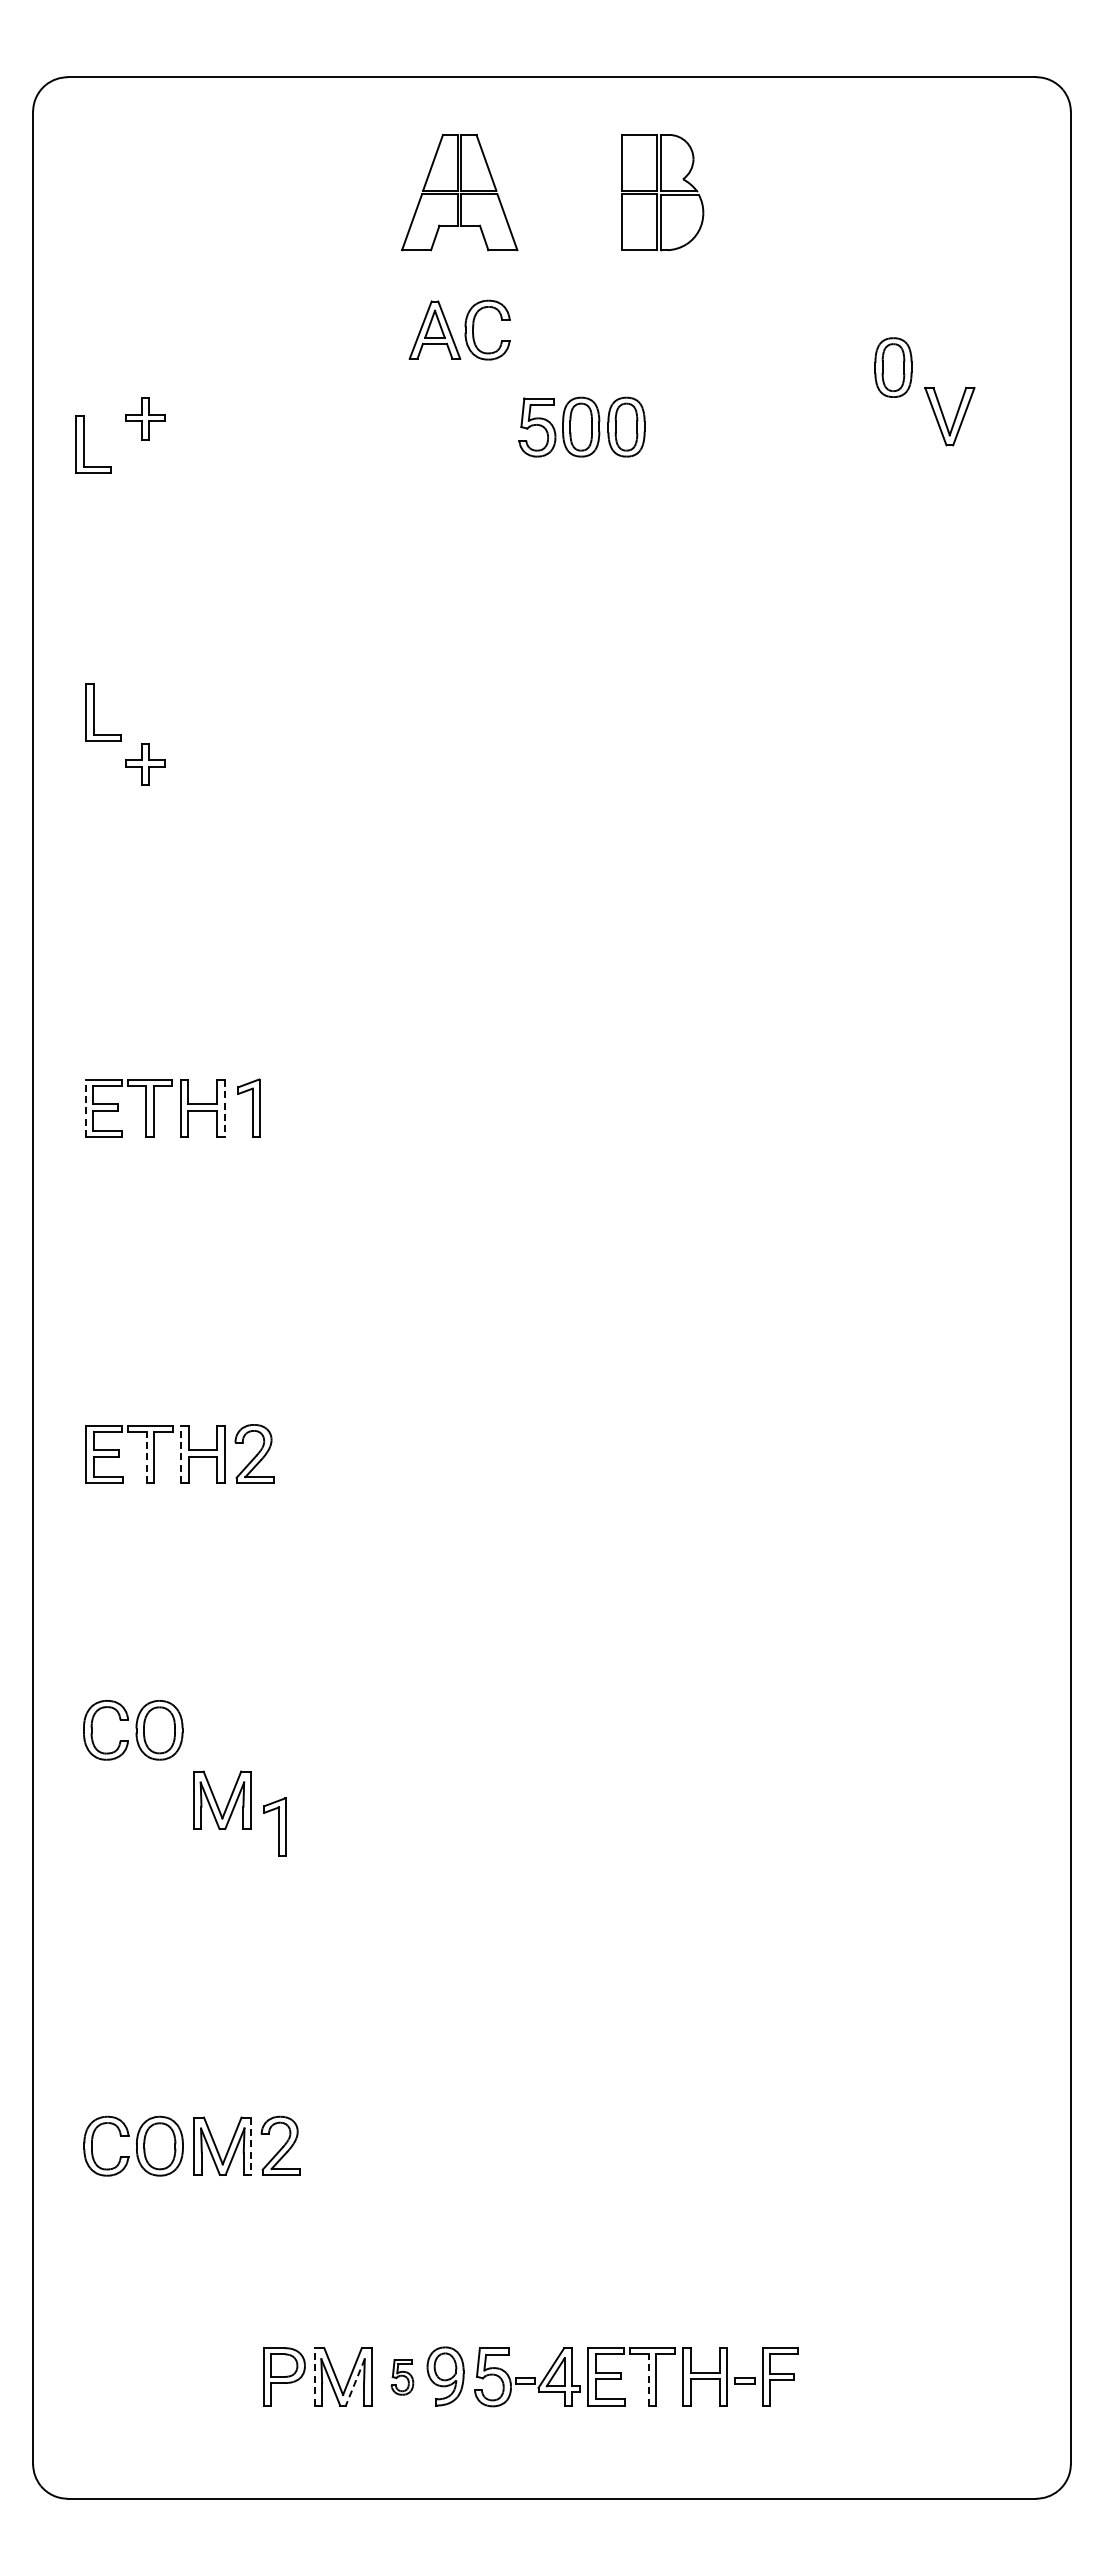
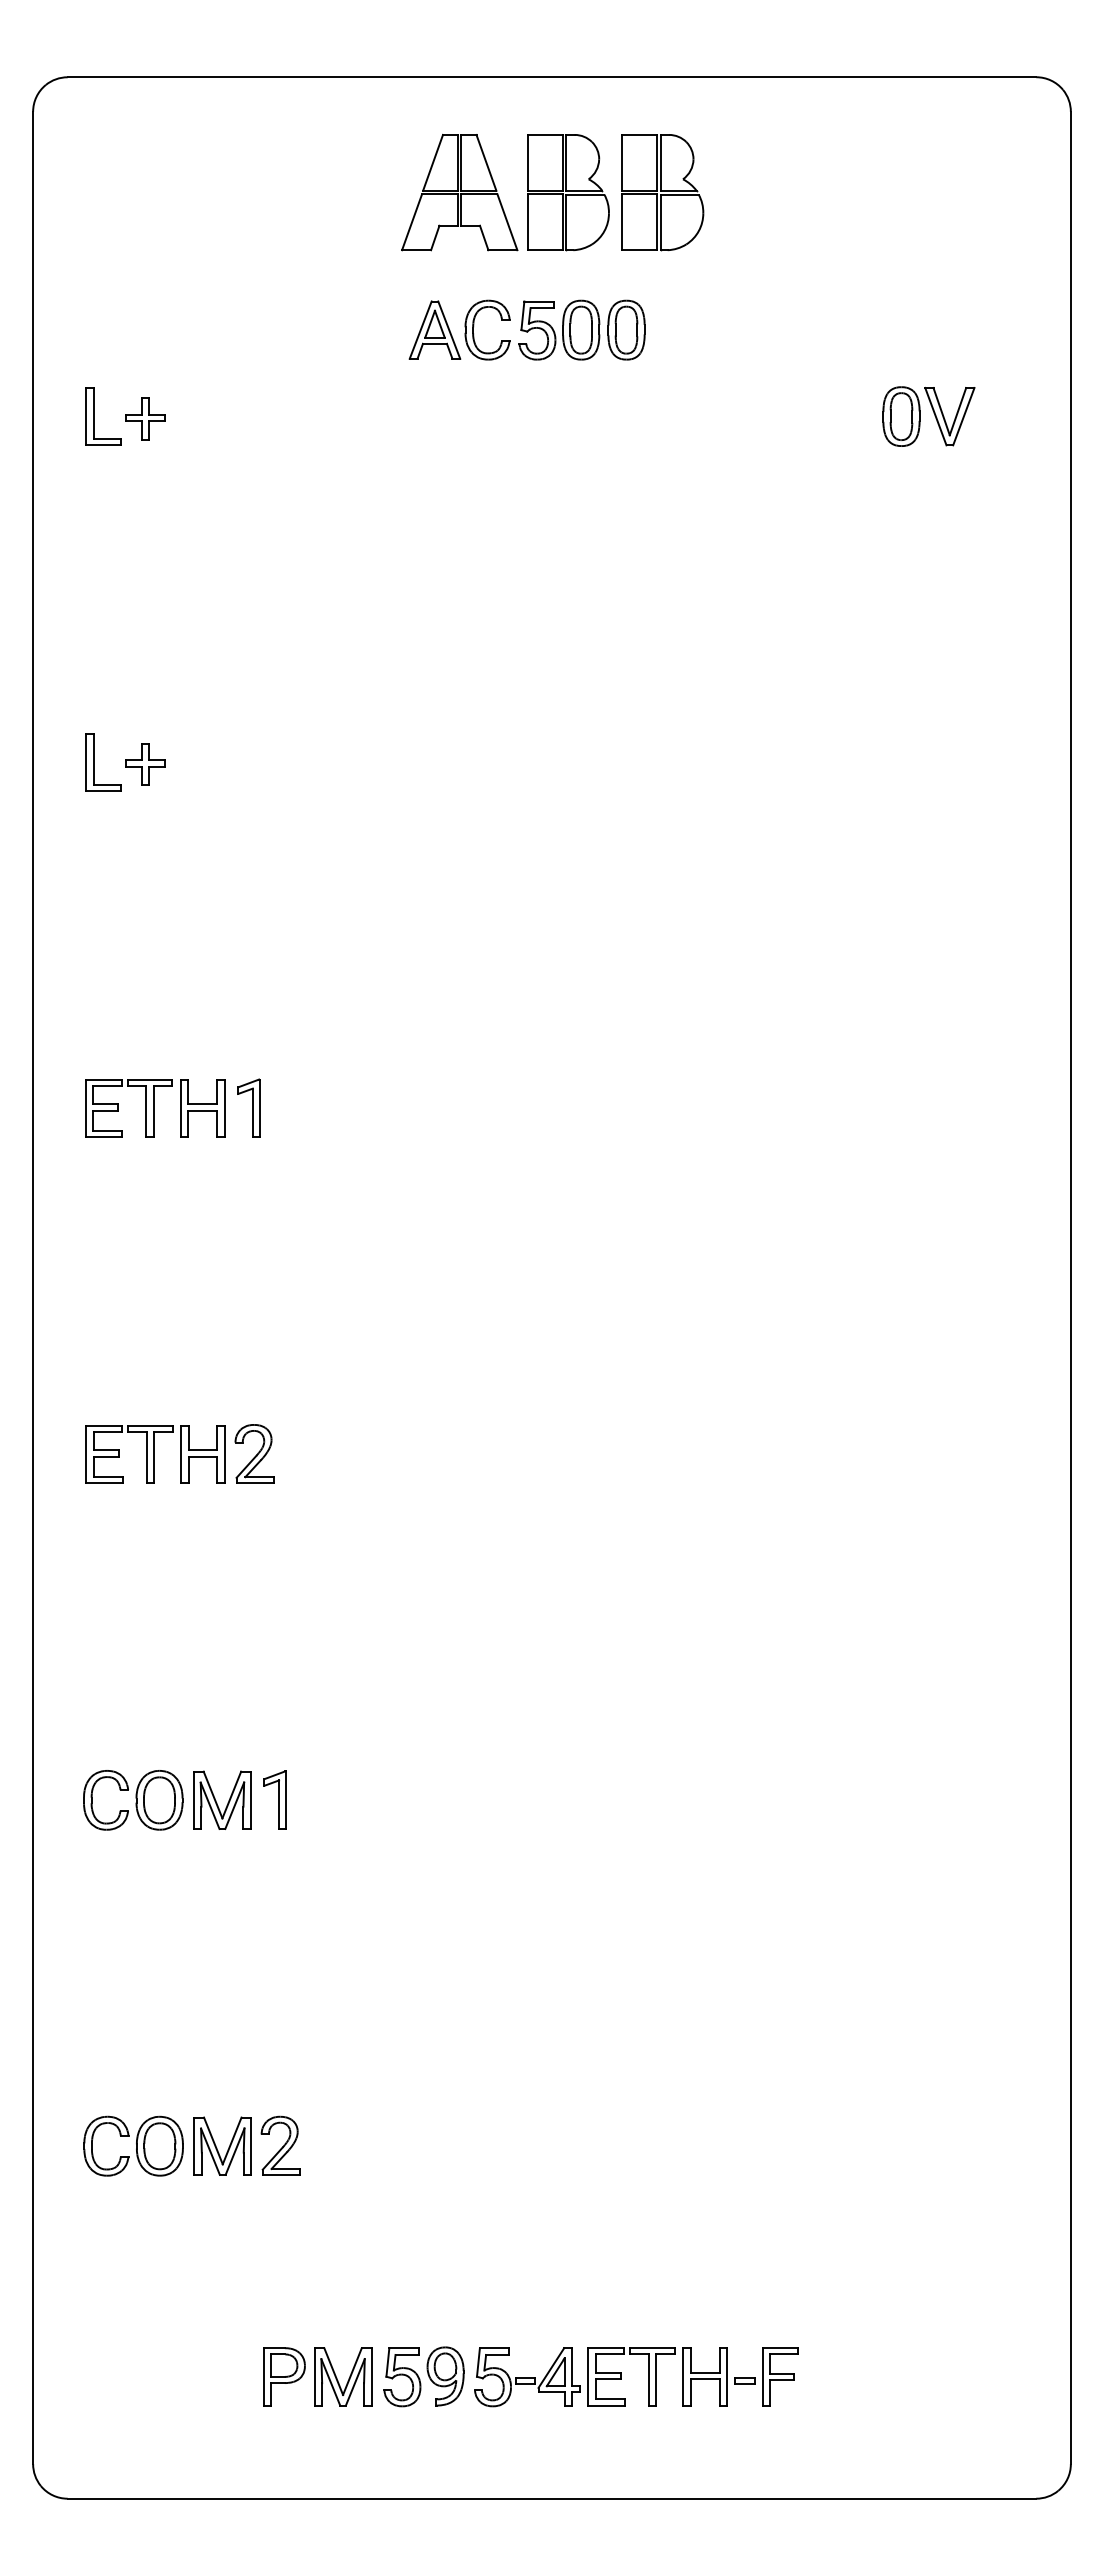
part: none -> present (568, 192)
part position: (893, 367) -> (901, 416) (901, 416)
part position: (581, 426) -> (581, 329) (581, 329)
part position: (84, 444) -> (94, 416) (94, 416)
part position: (94, 712) -> (94, 762) (94, 762)
line: dashed -> solid (85, 1108)
line: dashed -> solid (224, 1108)
line: dashed -> solid (181, 1454)
line: dashed -> solid (146, 1457)
part position: (133, 1730) -> (133, 1800) (133, 1800)
part position: (274, 1826) -> (274, 1799) (274, 1799)
line: dashed -> solid (251, 2146)
line: dashed -> solid (314, 2376)
part size: 25x37 px -> 39x61 px (402, 2377)
line: dashed -> solid (648, 2379)
line: dashed -> solid (355, 2382)
